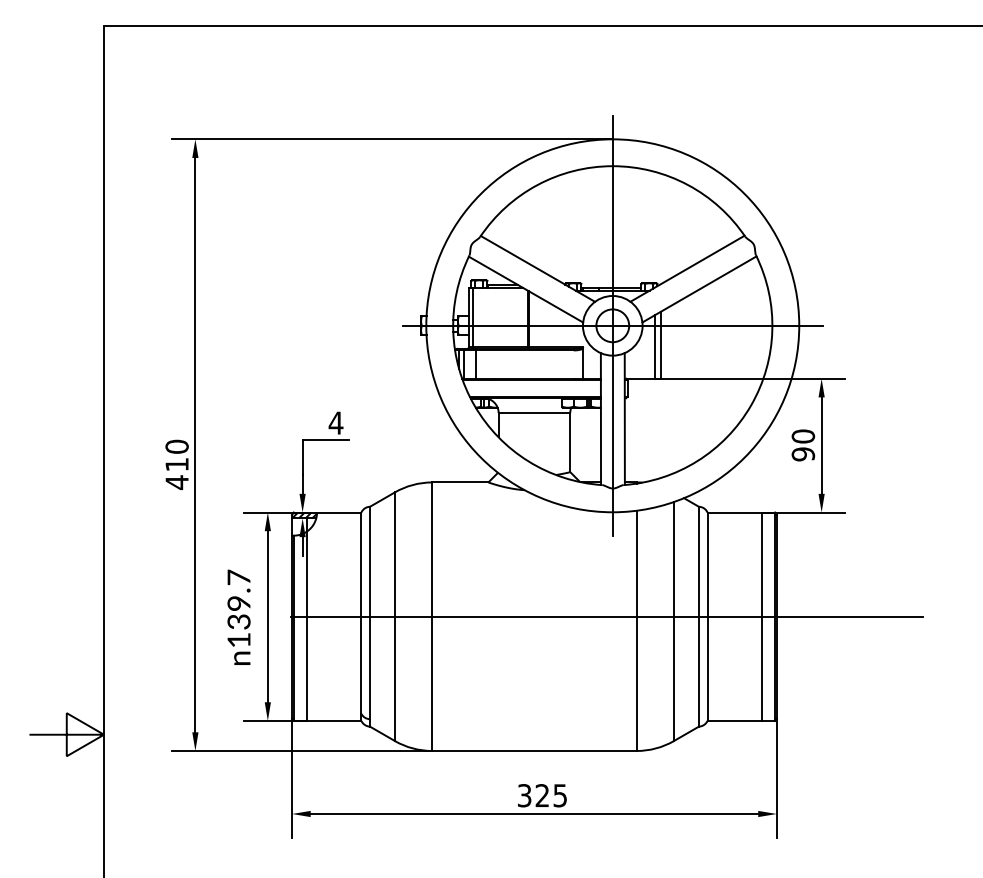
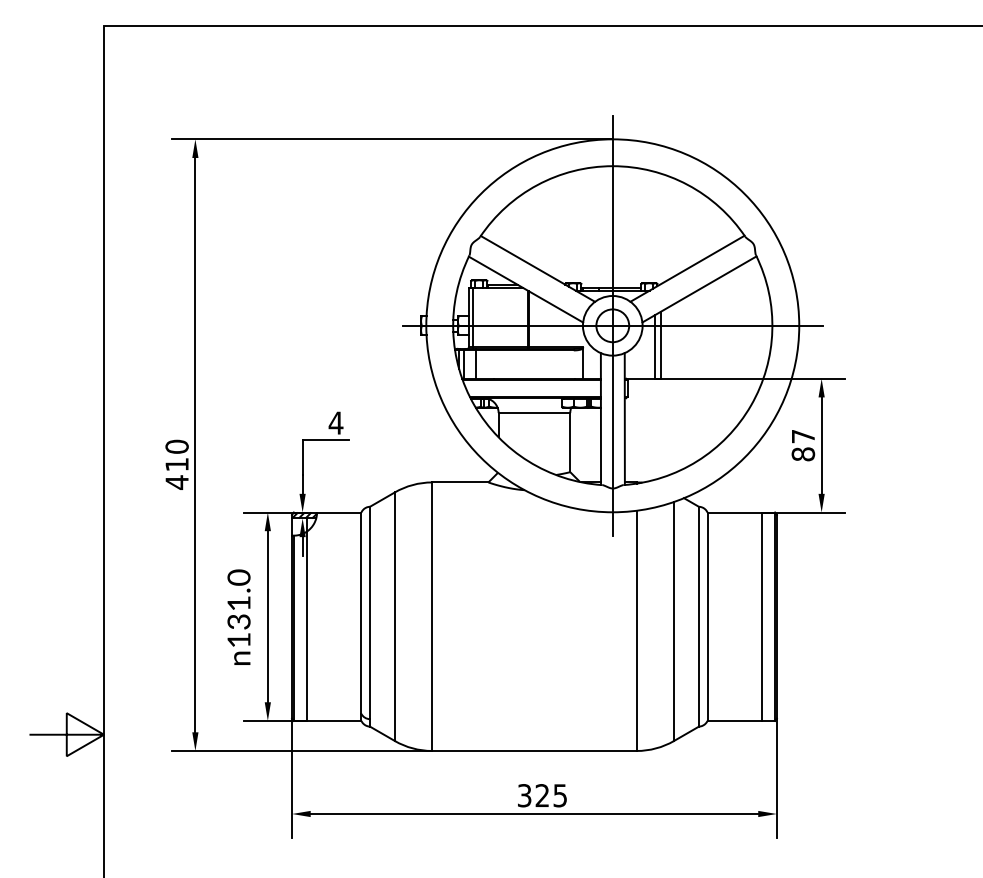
text: 90 -> 87 (803, 445)
text: 139.7 -> 131.0 (238, 589)
line: present -> none (607, 616)
